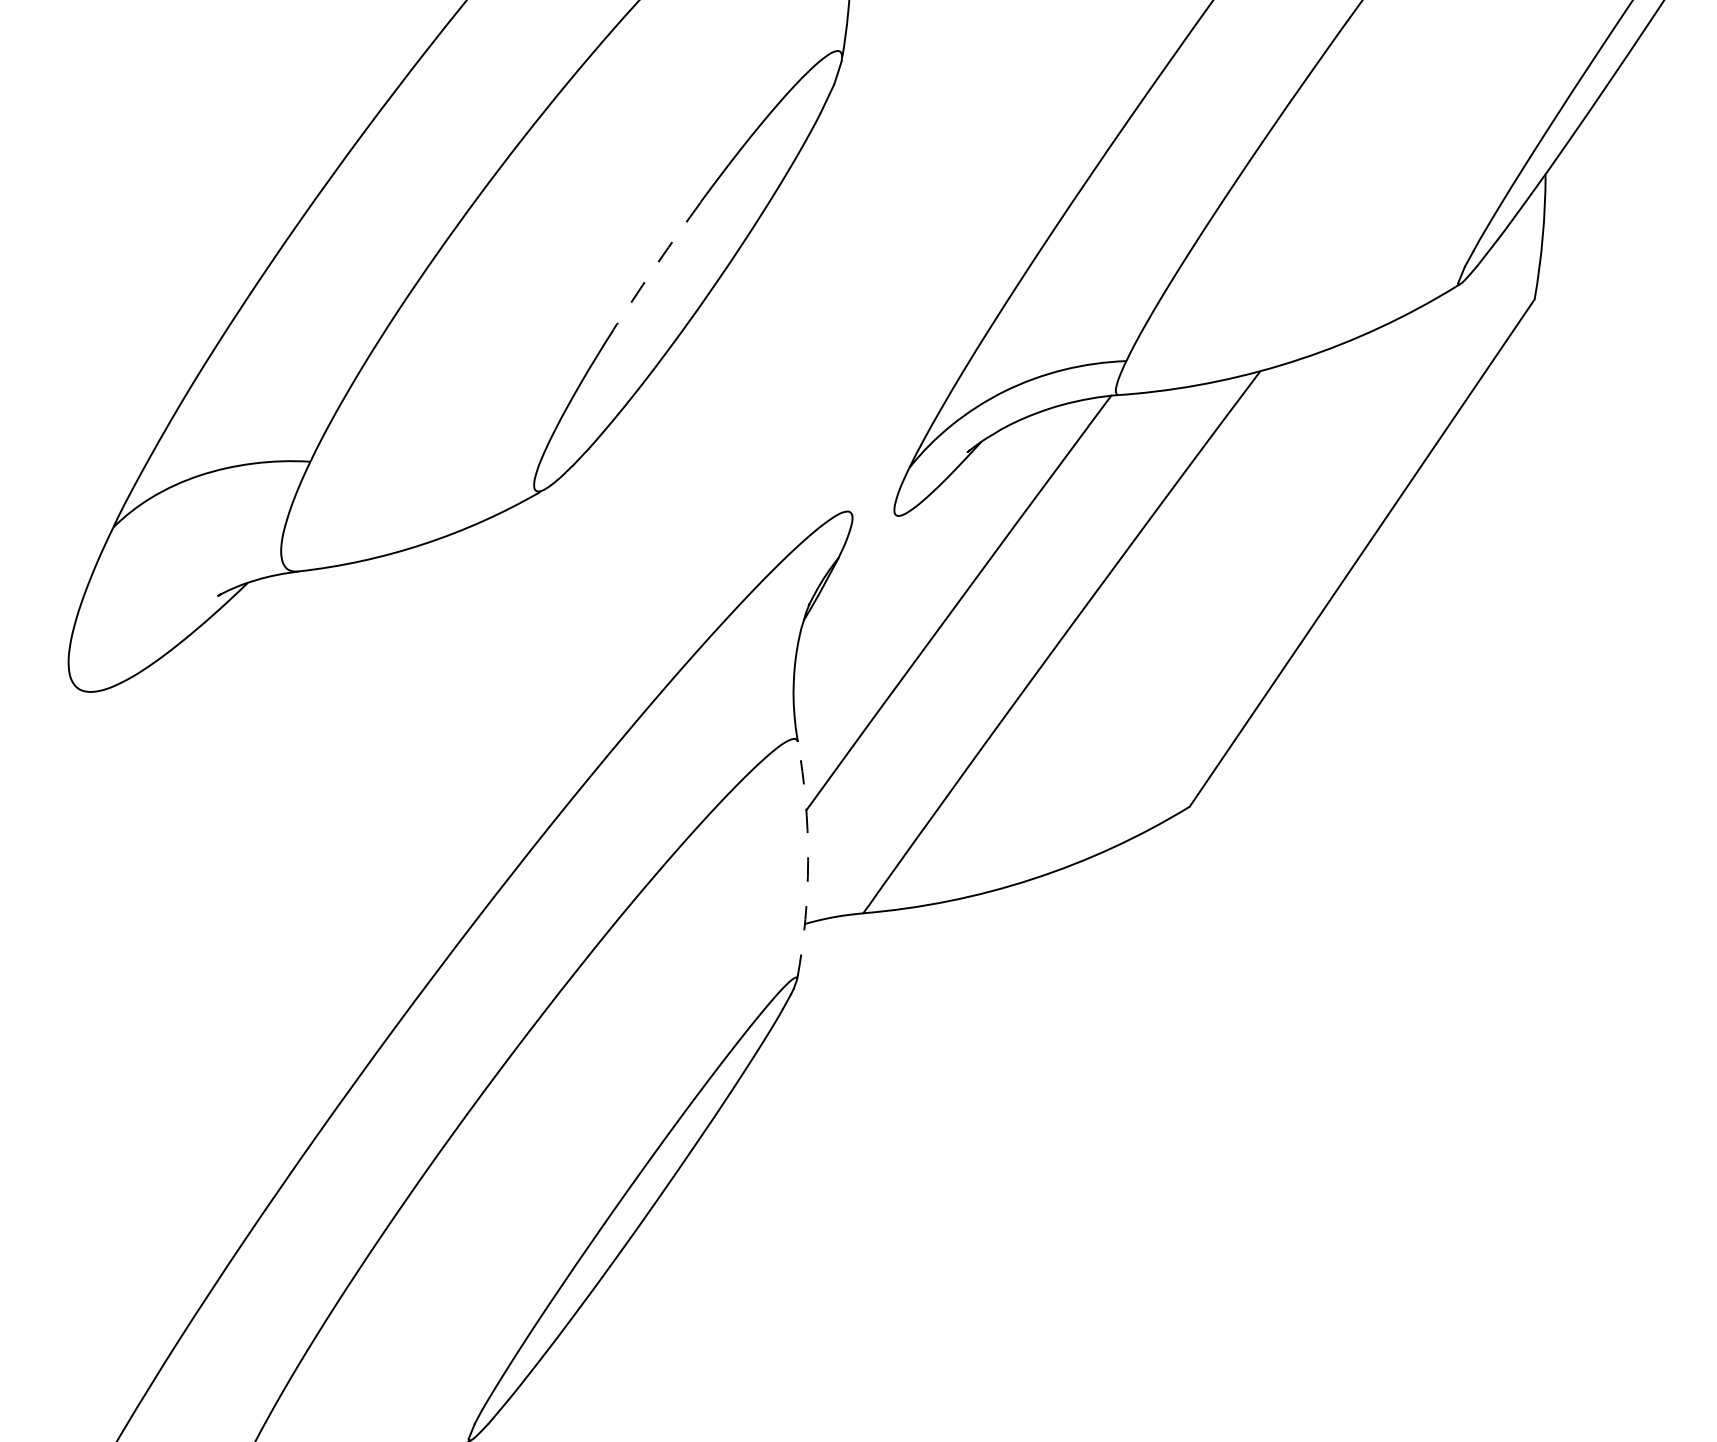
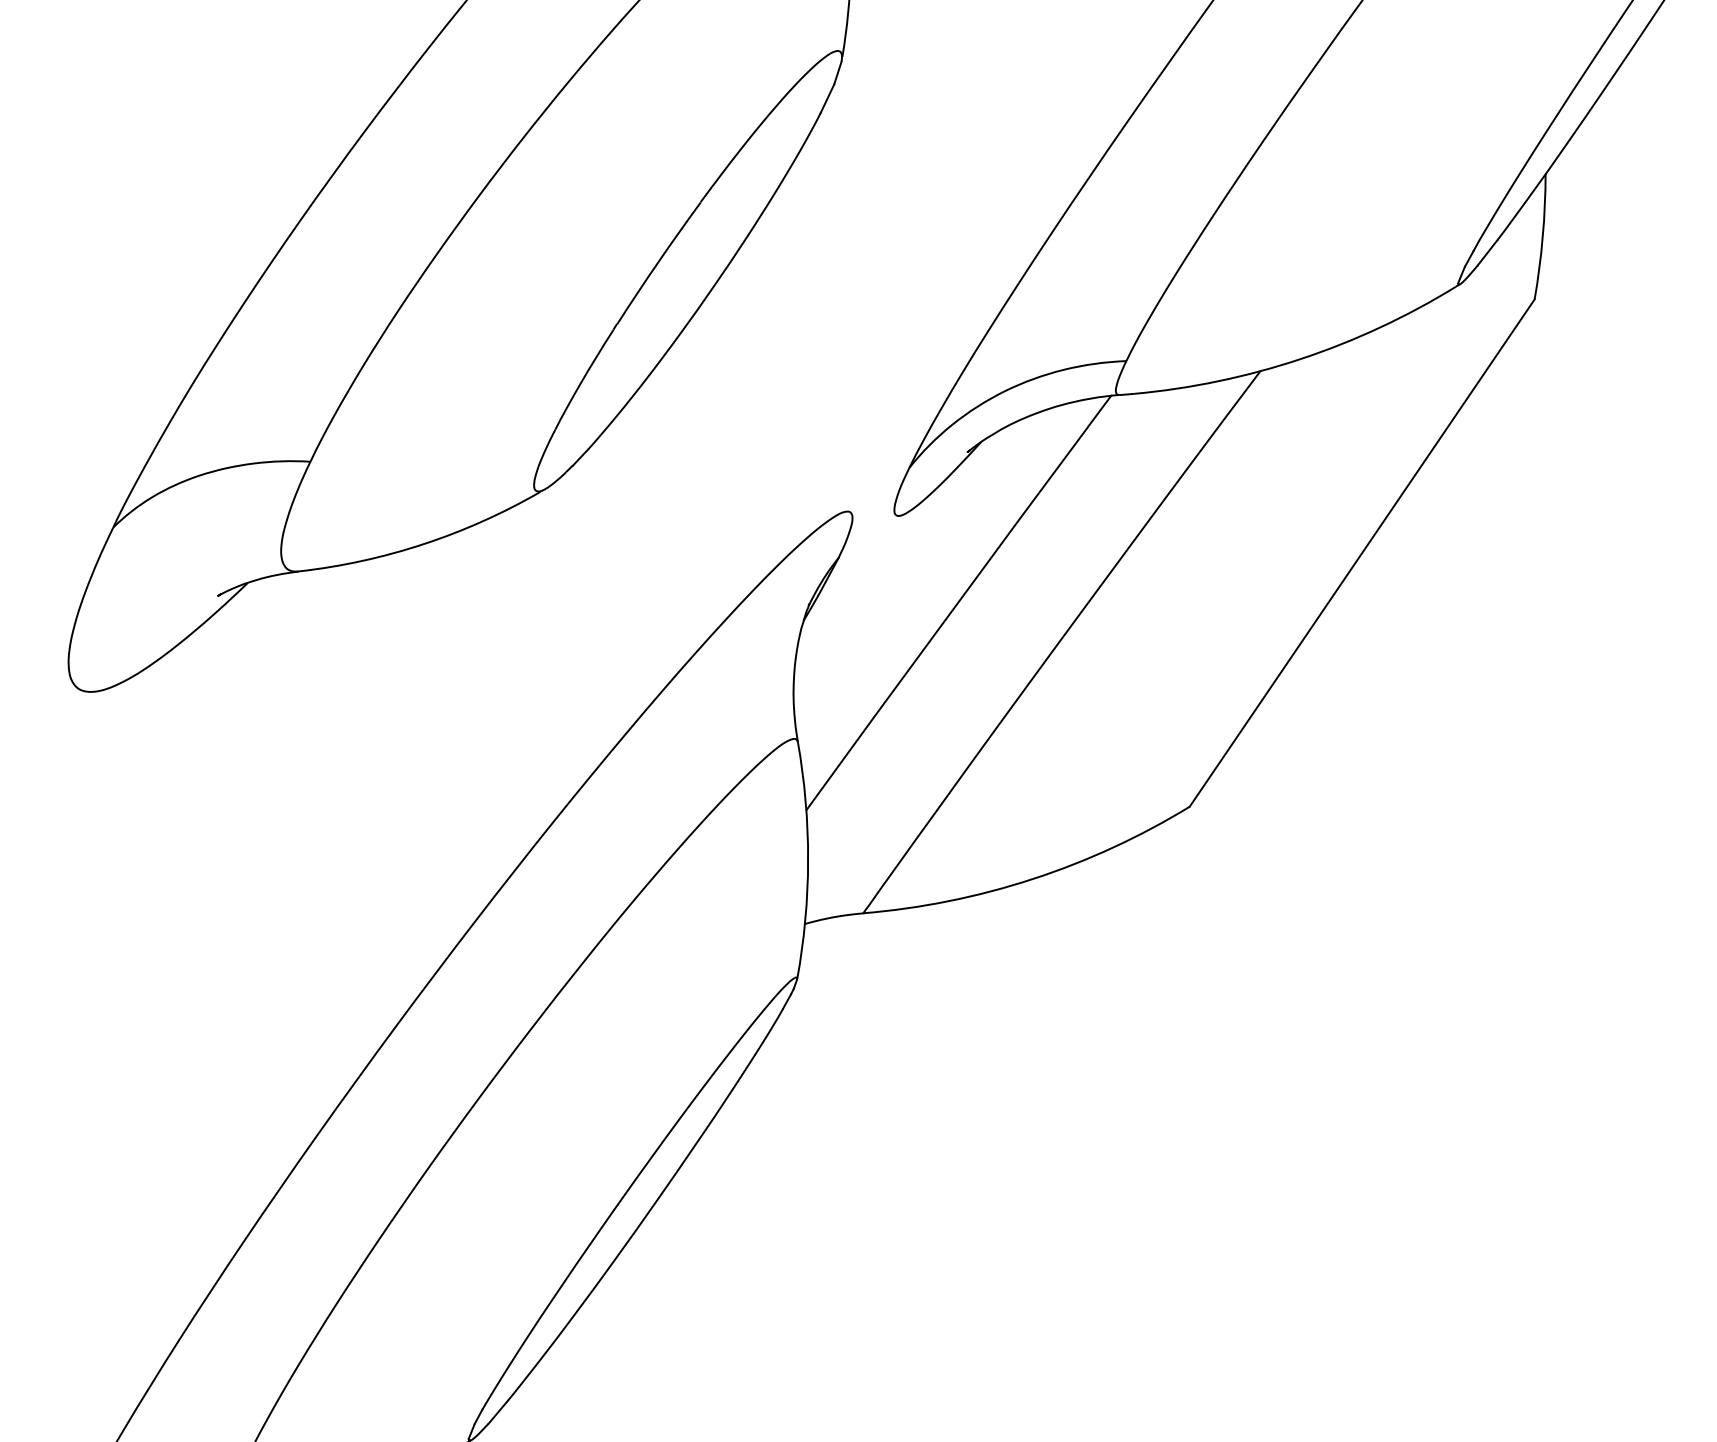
arc: dashed -> solid (658, 262)
arc: dashed -> solid (808, 860)
